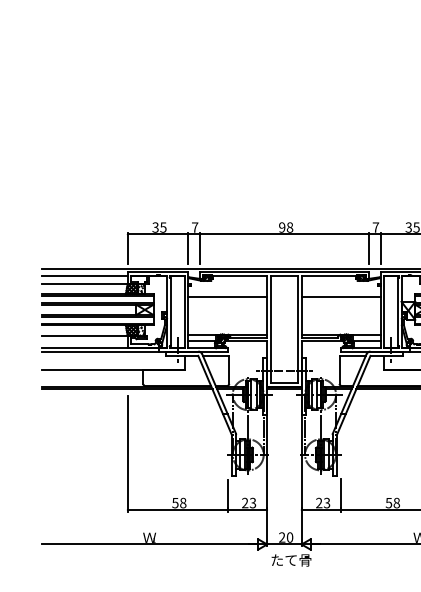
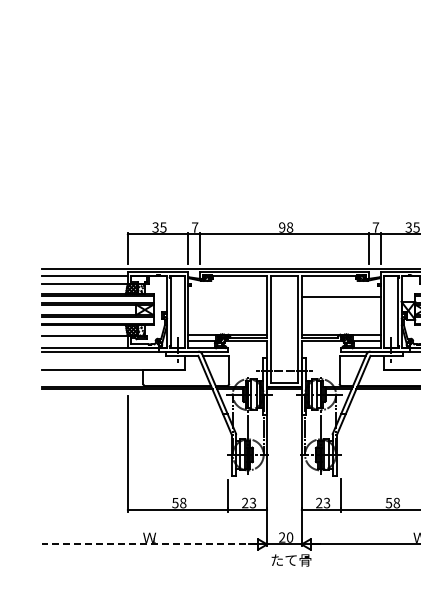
line: present -> none (227, 296)
line: solid -> dashed (149, 544)
